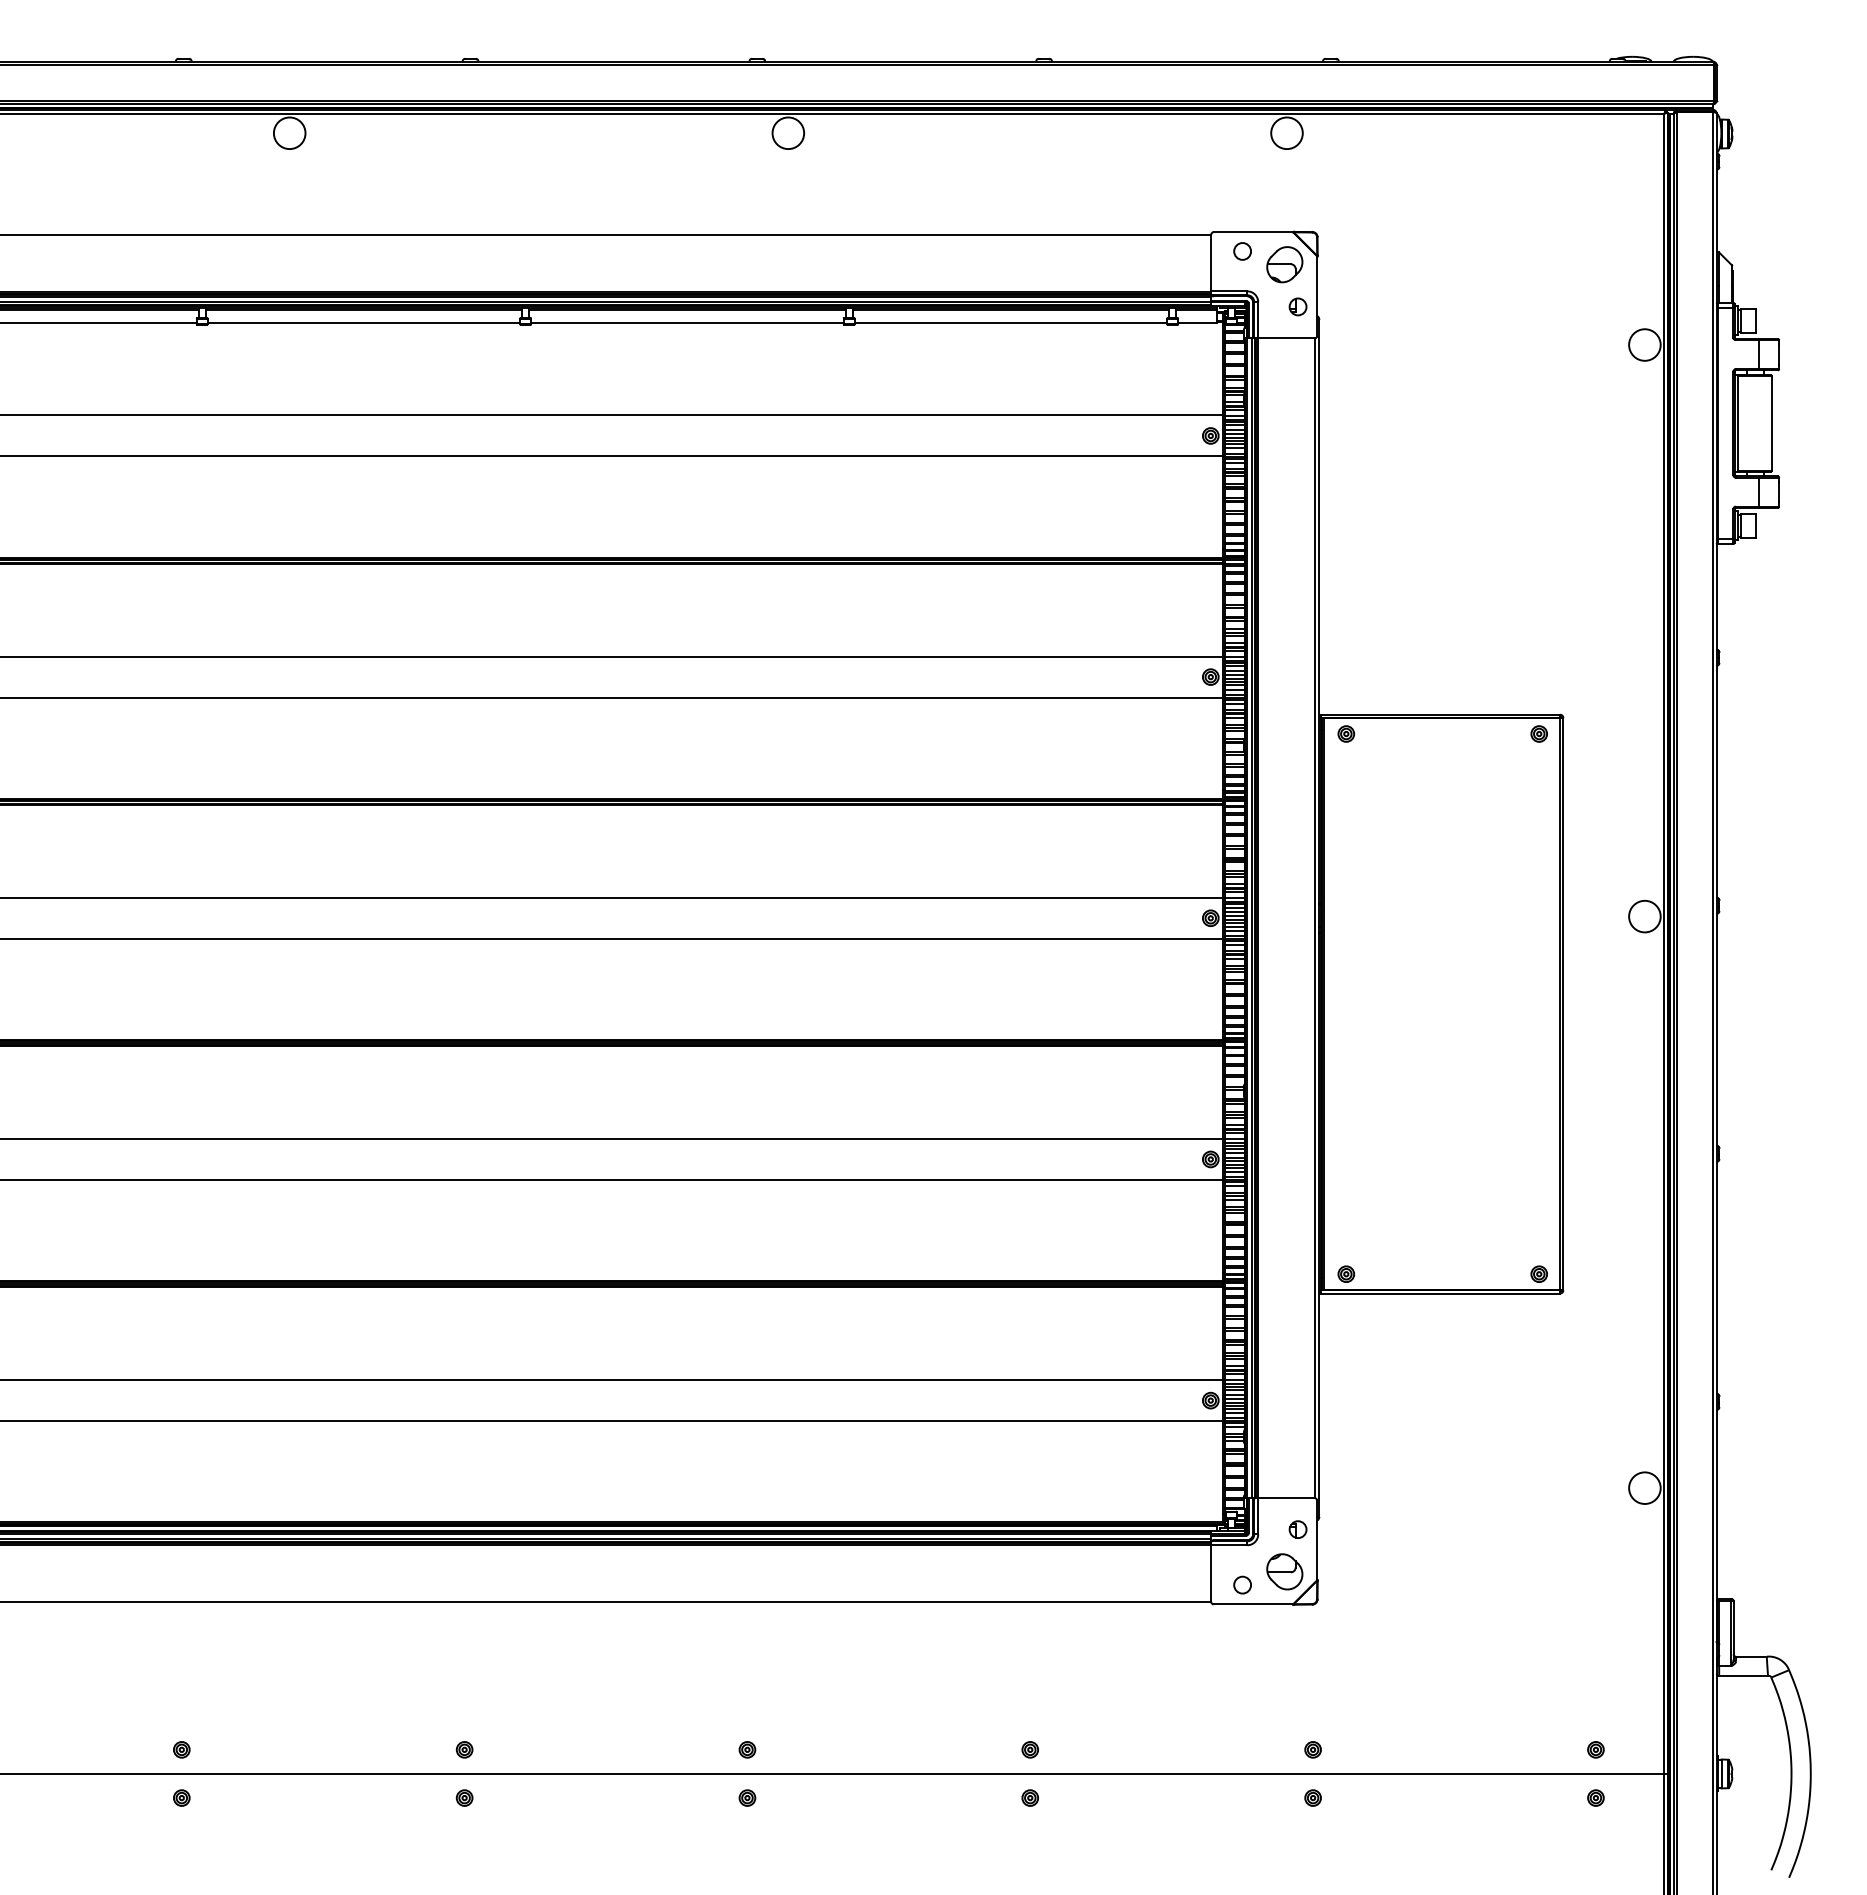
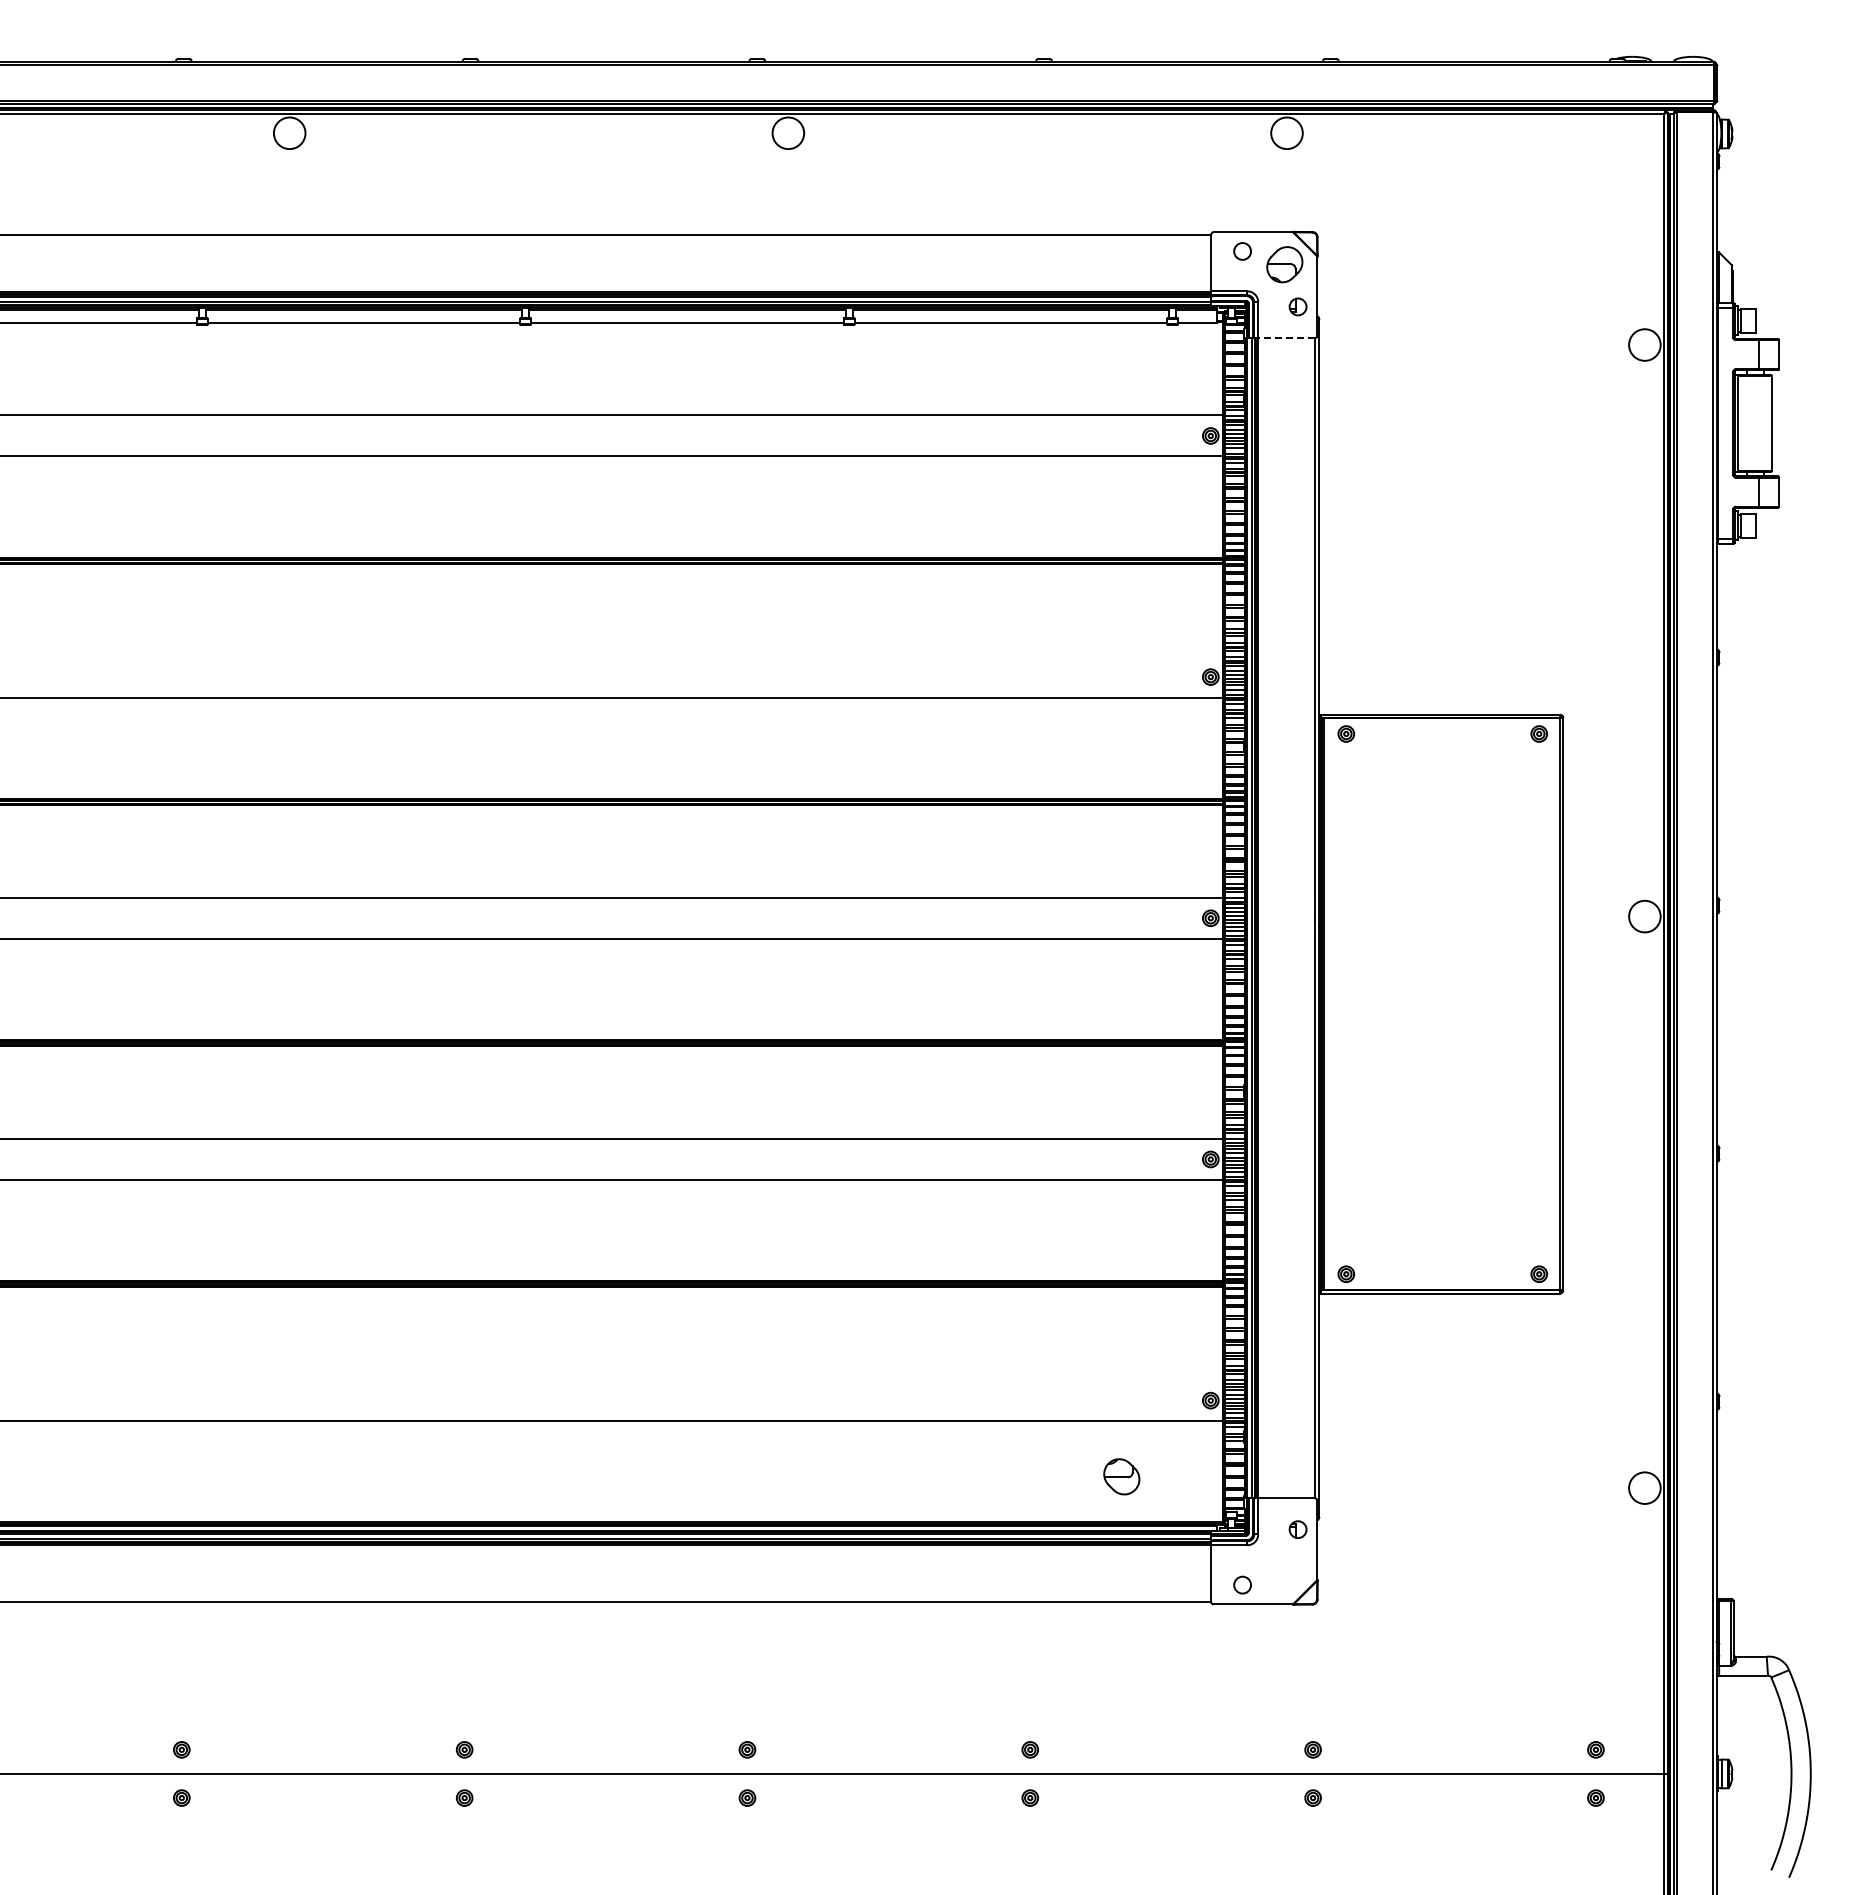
line: solid -> dashed (1286, 338)
line: present -> none (612, 656)
line: present -> none (612, 1380)
part position: (1284, 1571) -> (1121, 1476) (1121, 1476)
